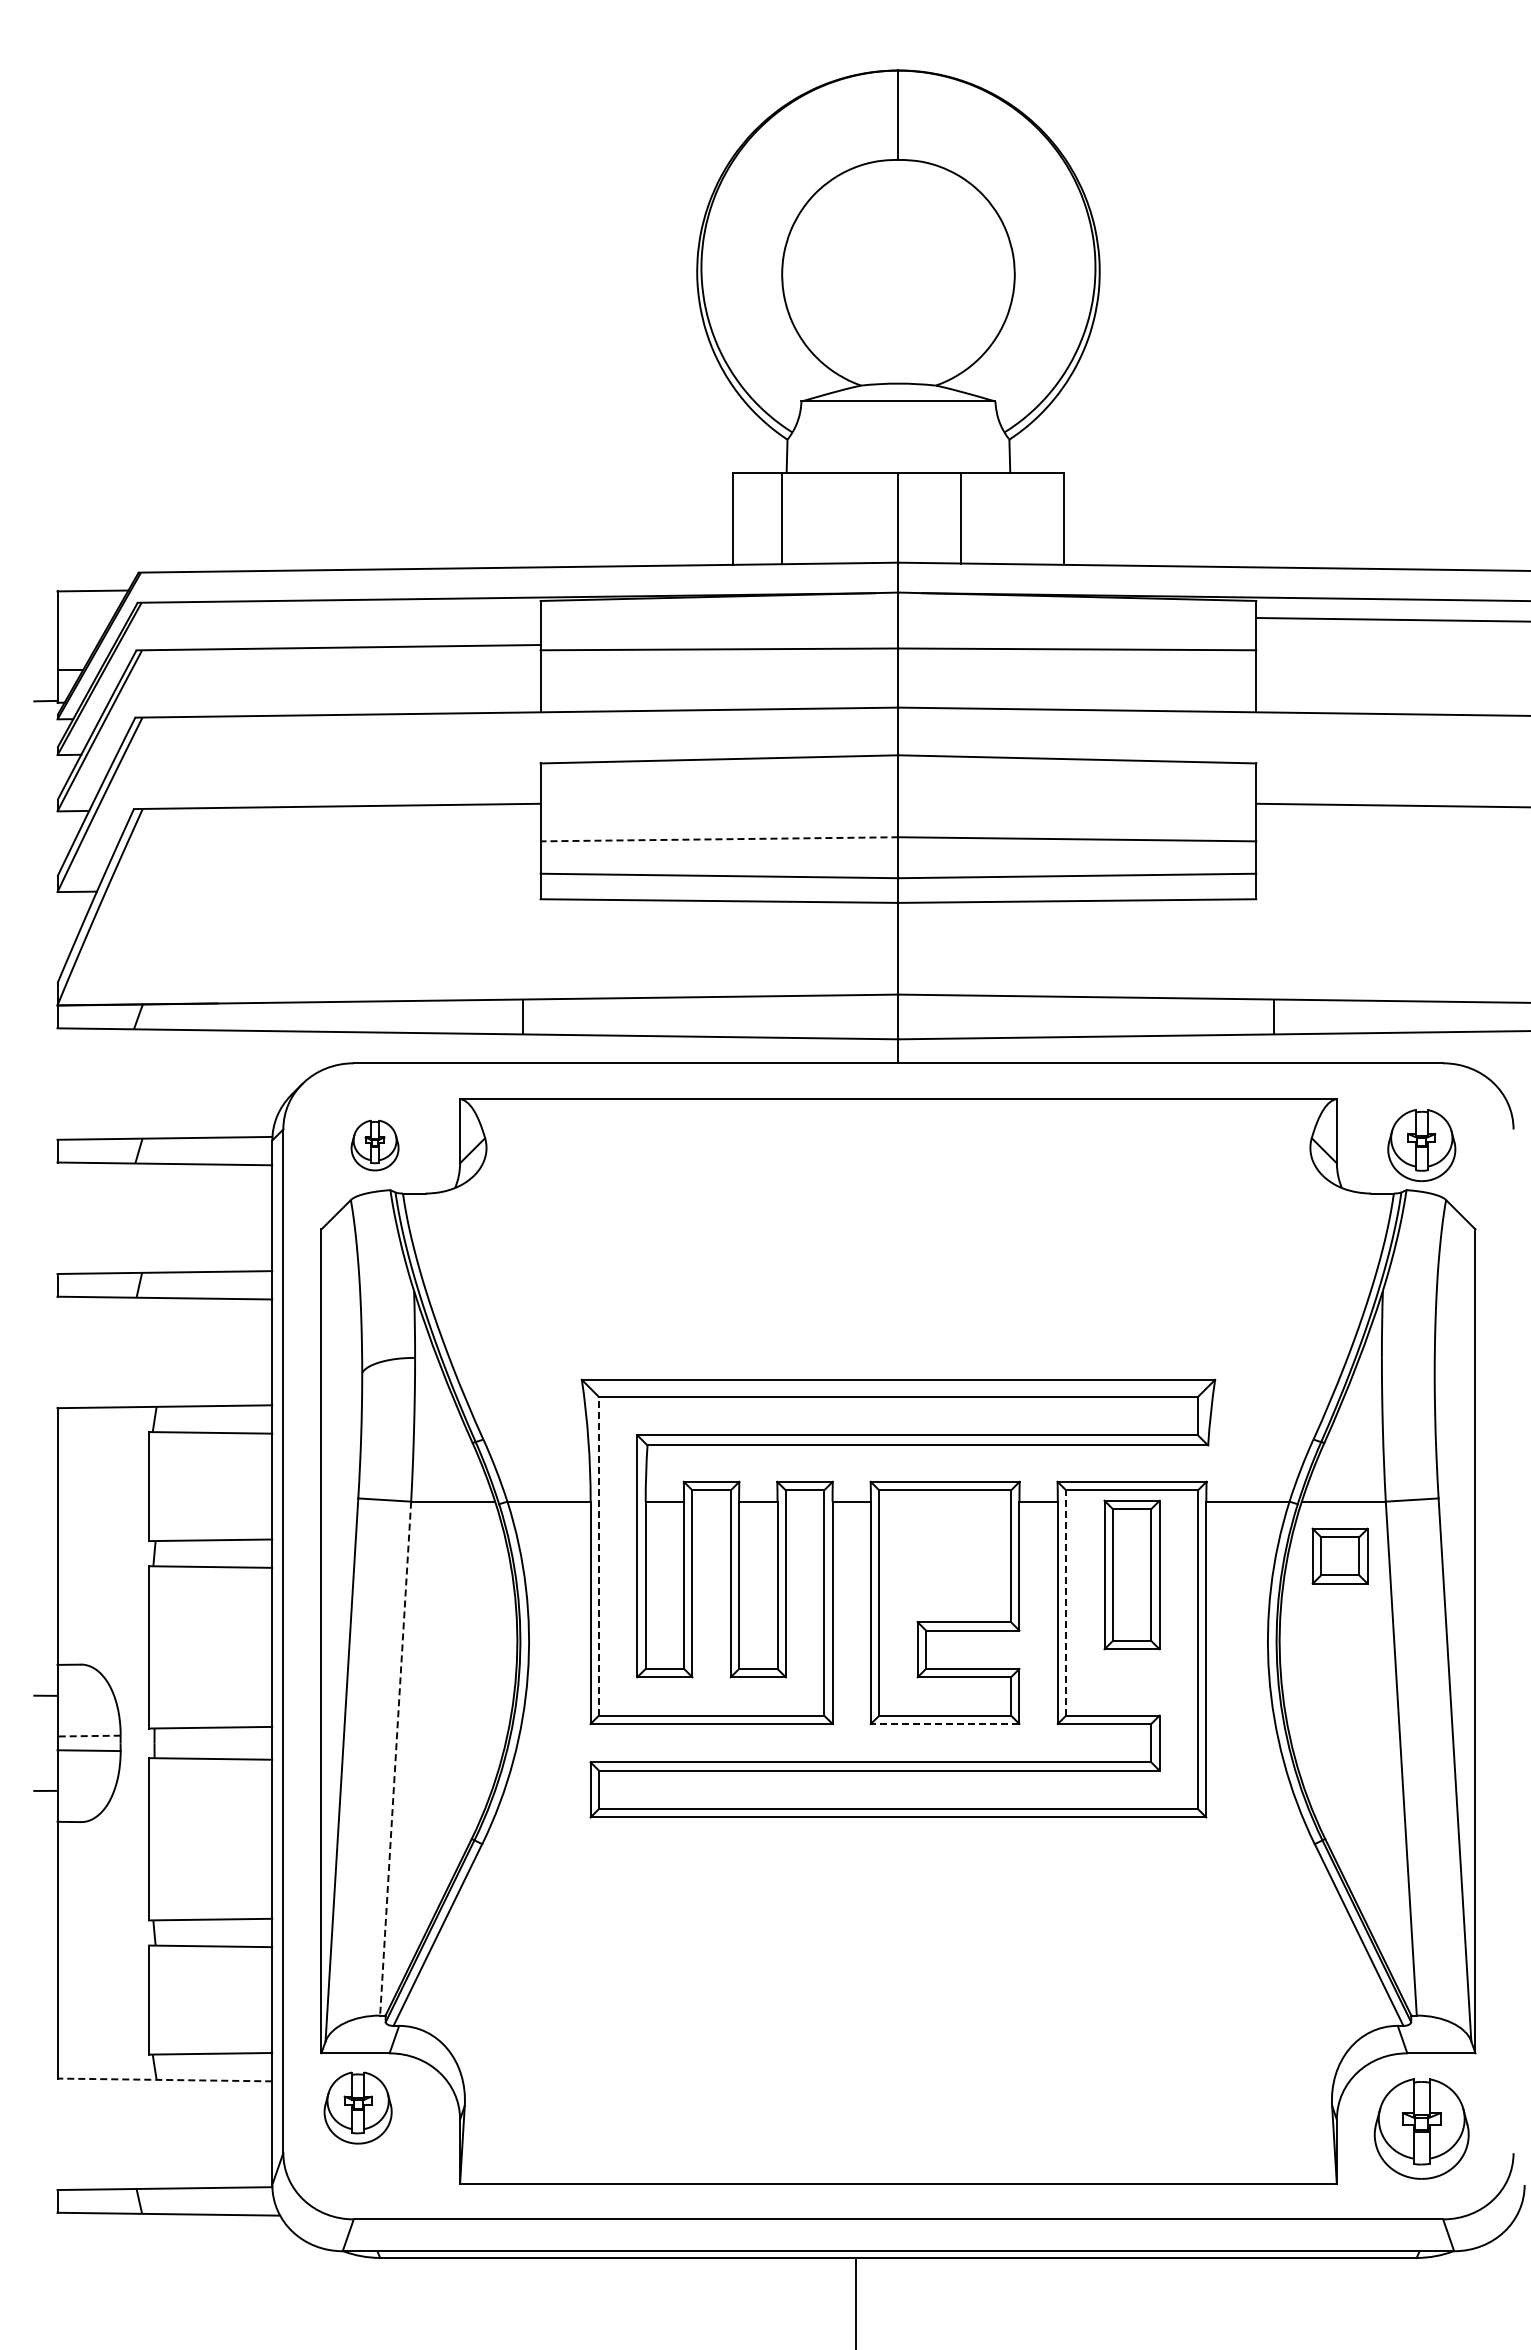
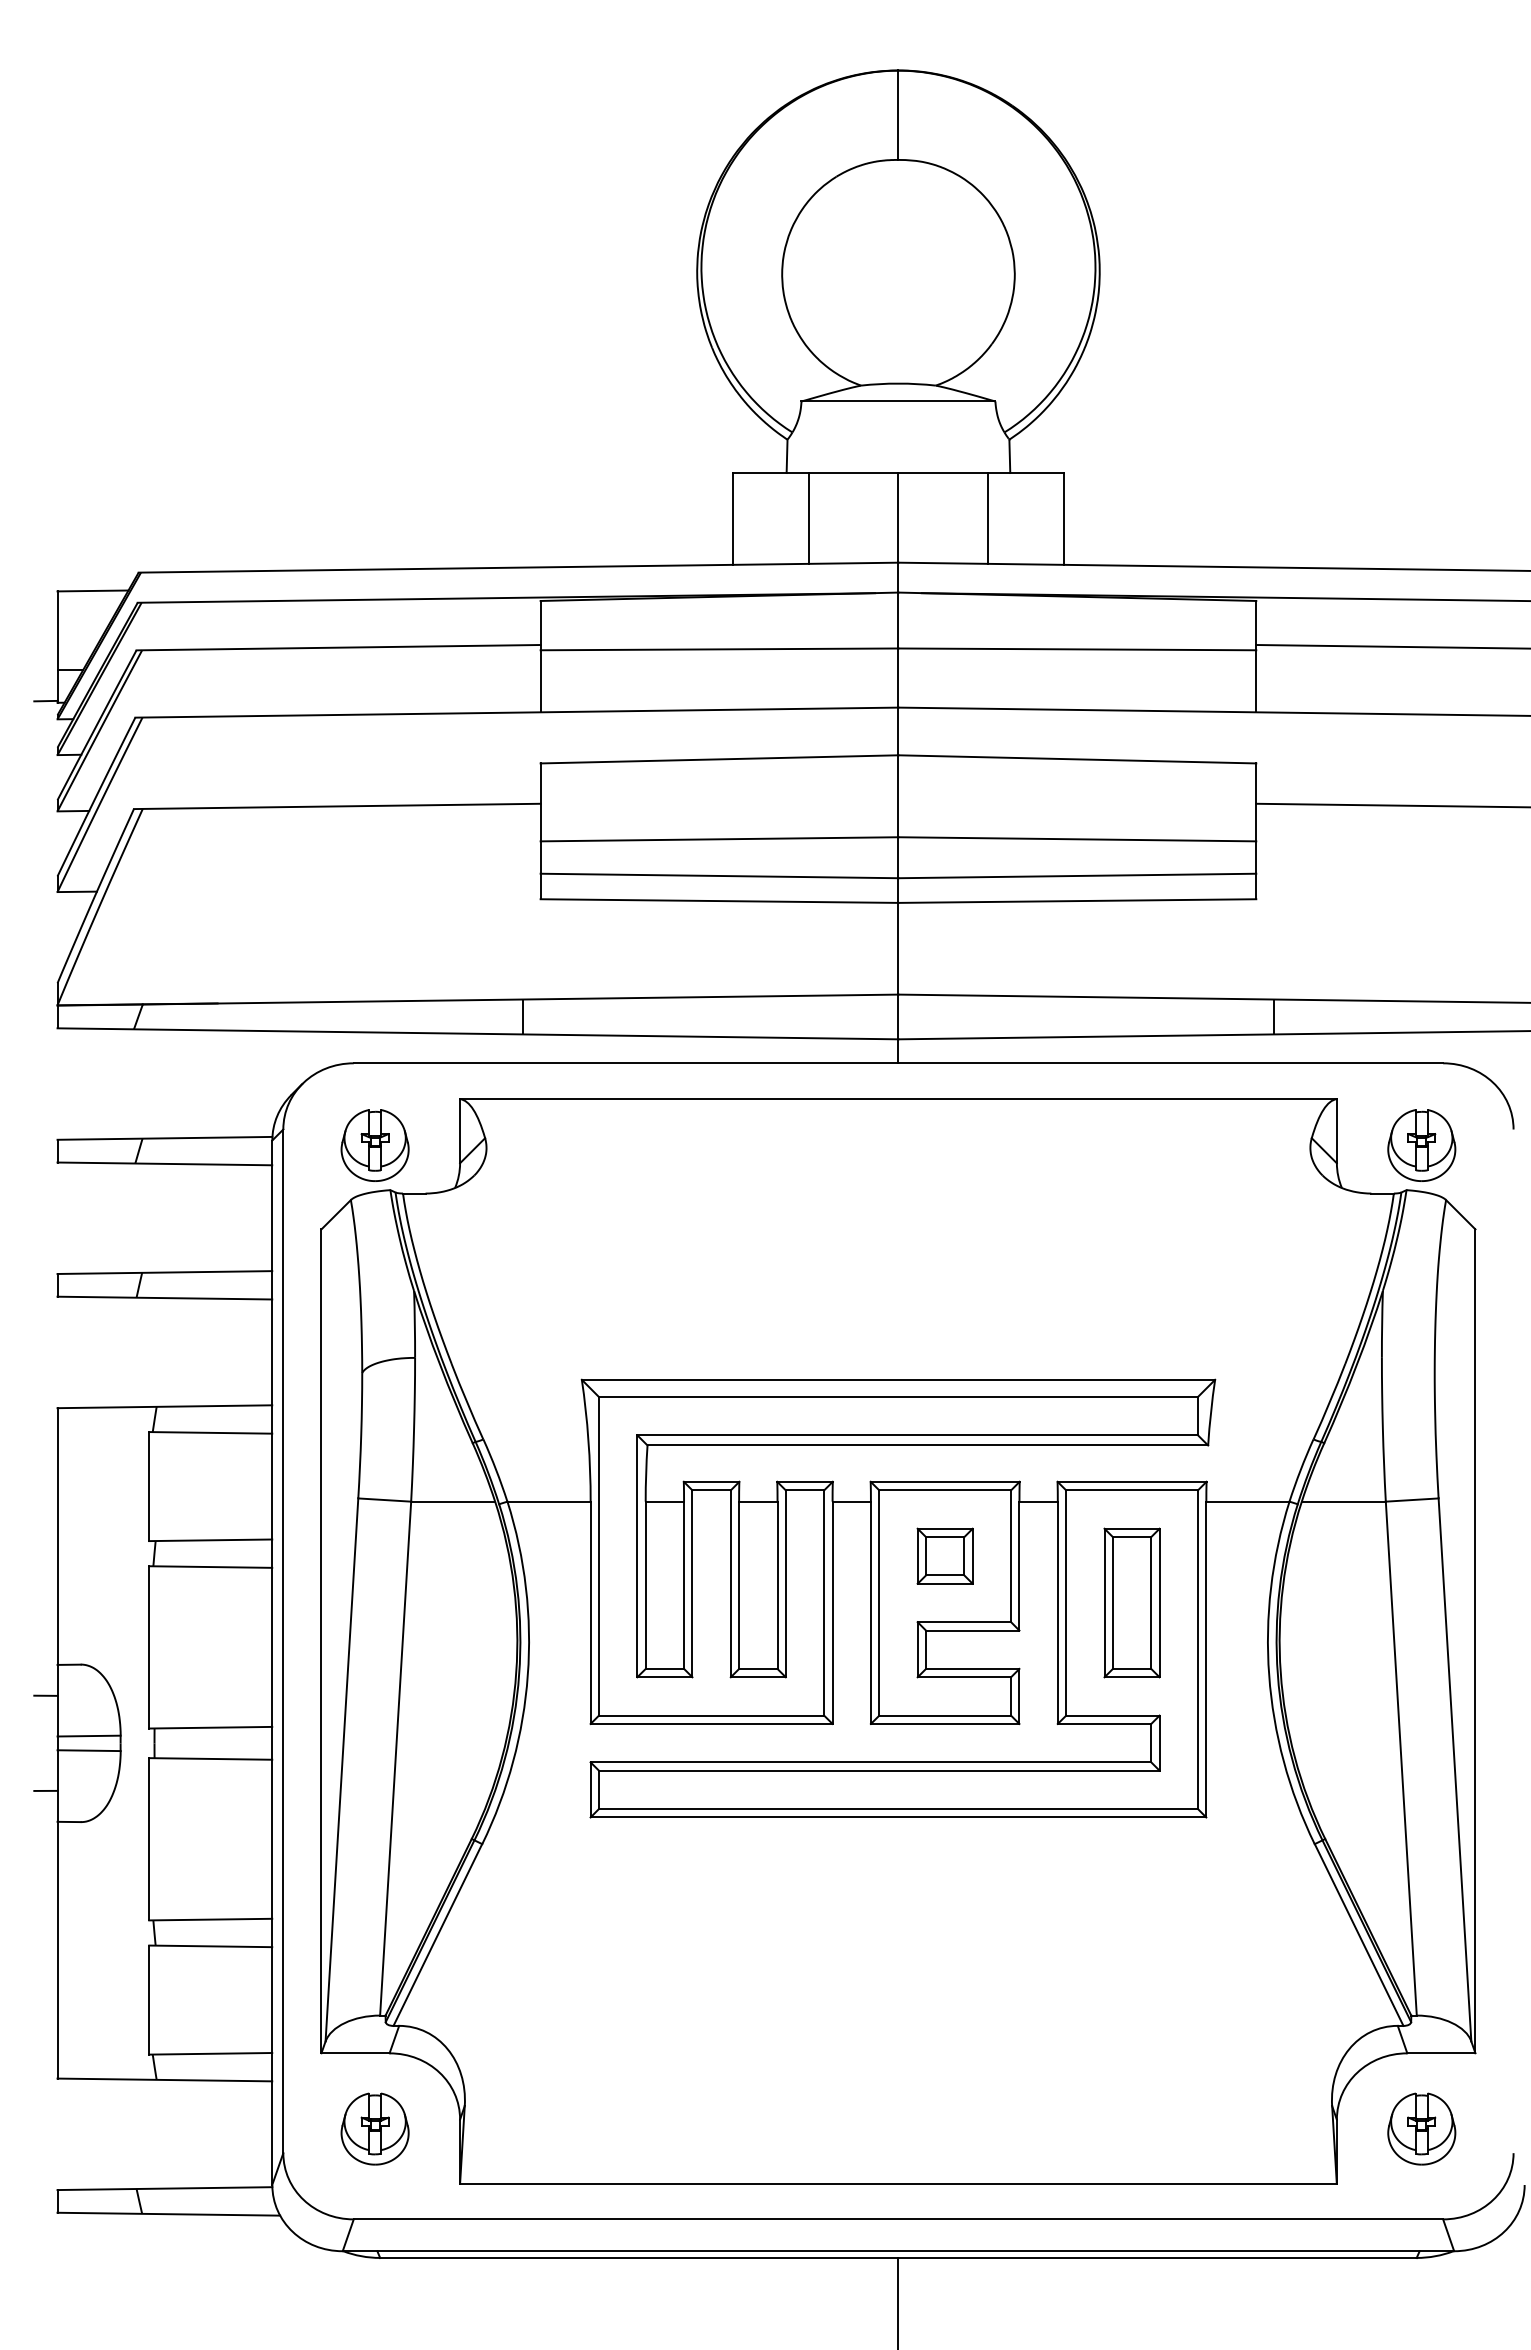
line position: (781, 518) -> (808, 518) (808, 518)
line position: (961, 518) -> (988, 518) (988, 518)
line position: (1391, 619) -> (1391, 646) (1391, 646)
line: dashed -> solid (719, 839)
part size: 50x53 px -> 70x73 px (374, 1145)
line: dashed -> solid (598, 1555)
part position: (1339, 1555) -> (944, 1555) (944, 1555)
part position: (1131, 1574) -> (1131, 1602) (1131, 1602)
line: dashed -> solid (1066, 1603)
line: dashed -> solid (944, 1723)
line: dashed -> solid (89, 1736)
line: dashed -> solid (395, 1759)
line: dashed -> solid (164, 2079)
part position: (357, 2107) -> (374, 2128) (374, 2128)
part size: 97x102 px -> 70x74 px (1421, 2128)
line position: (856, 2302) -> (898, 2302) (898, 2302)
